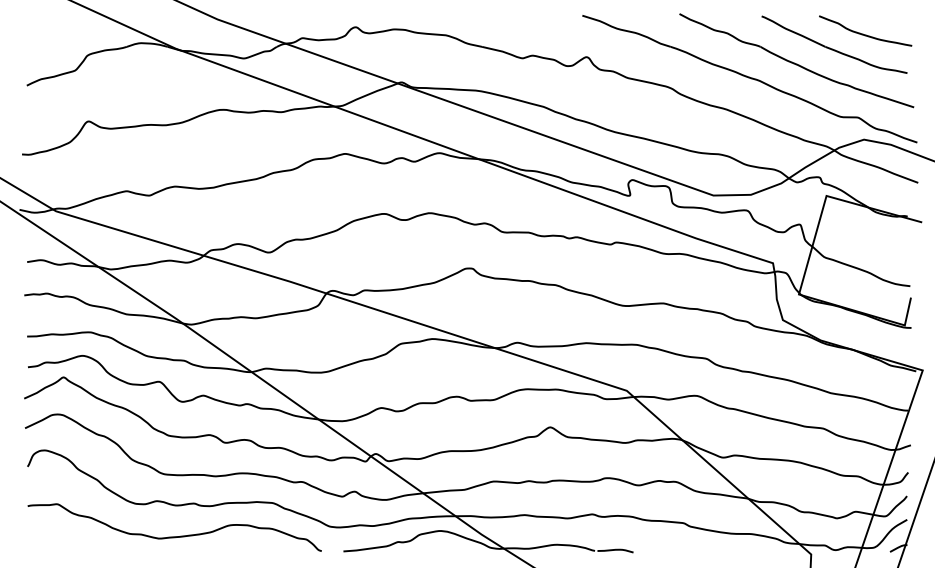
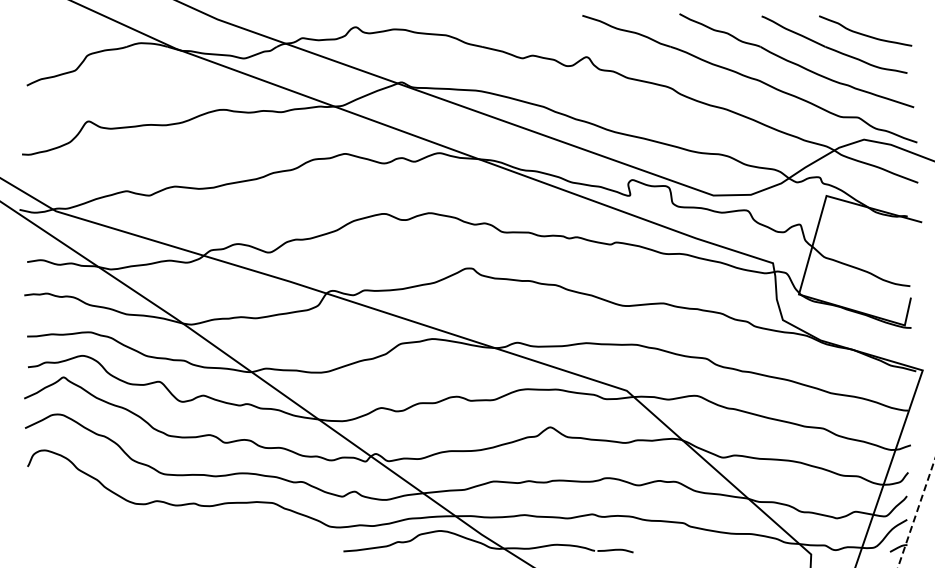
line: solid -> dashed (916, 513)
curve: present -> none (174, 536)
